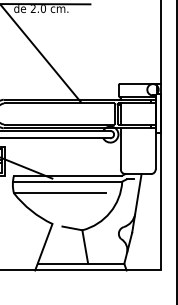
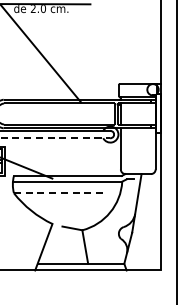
line: solid -> dashed (55, 138)
line: solid -> dashed (59, 193)
